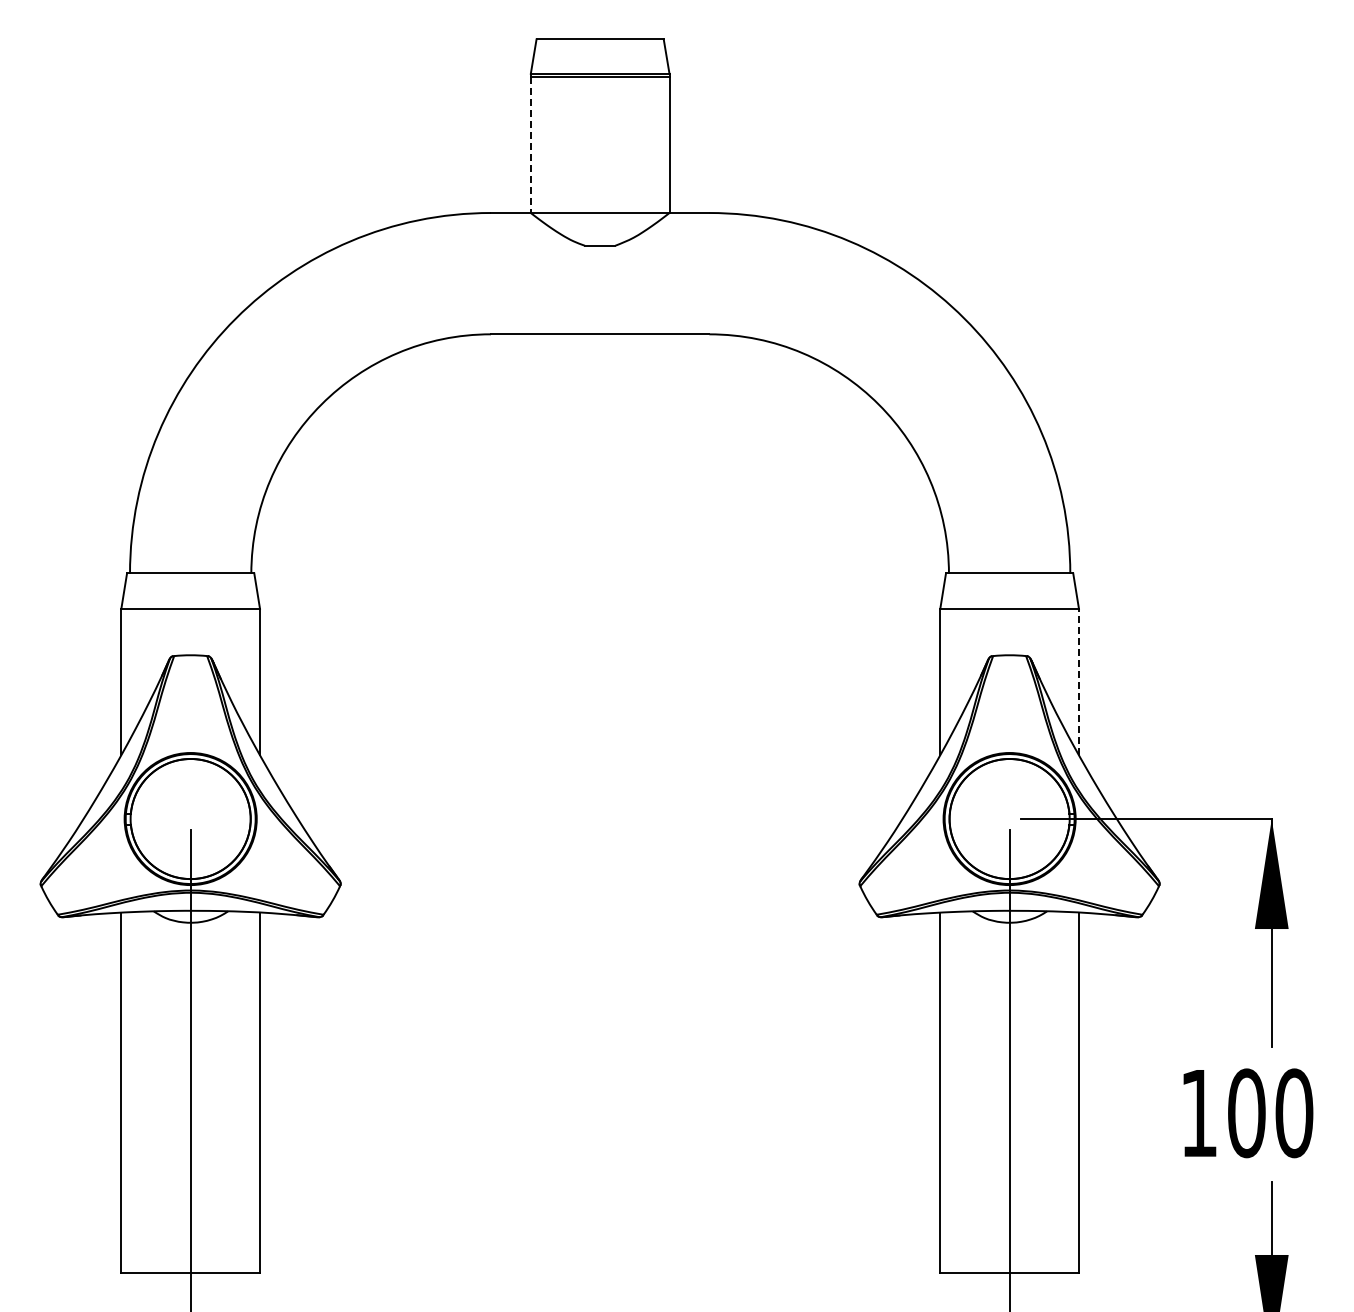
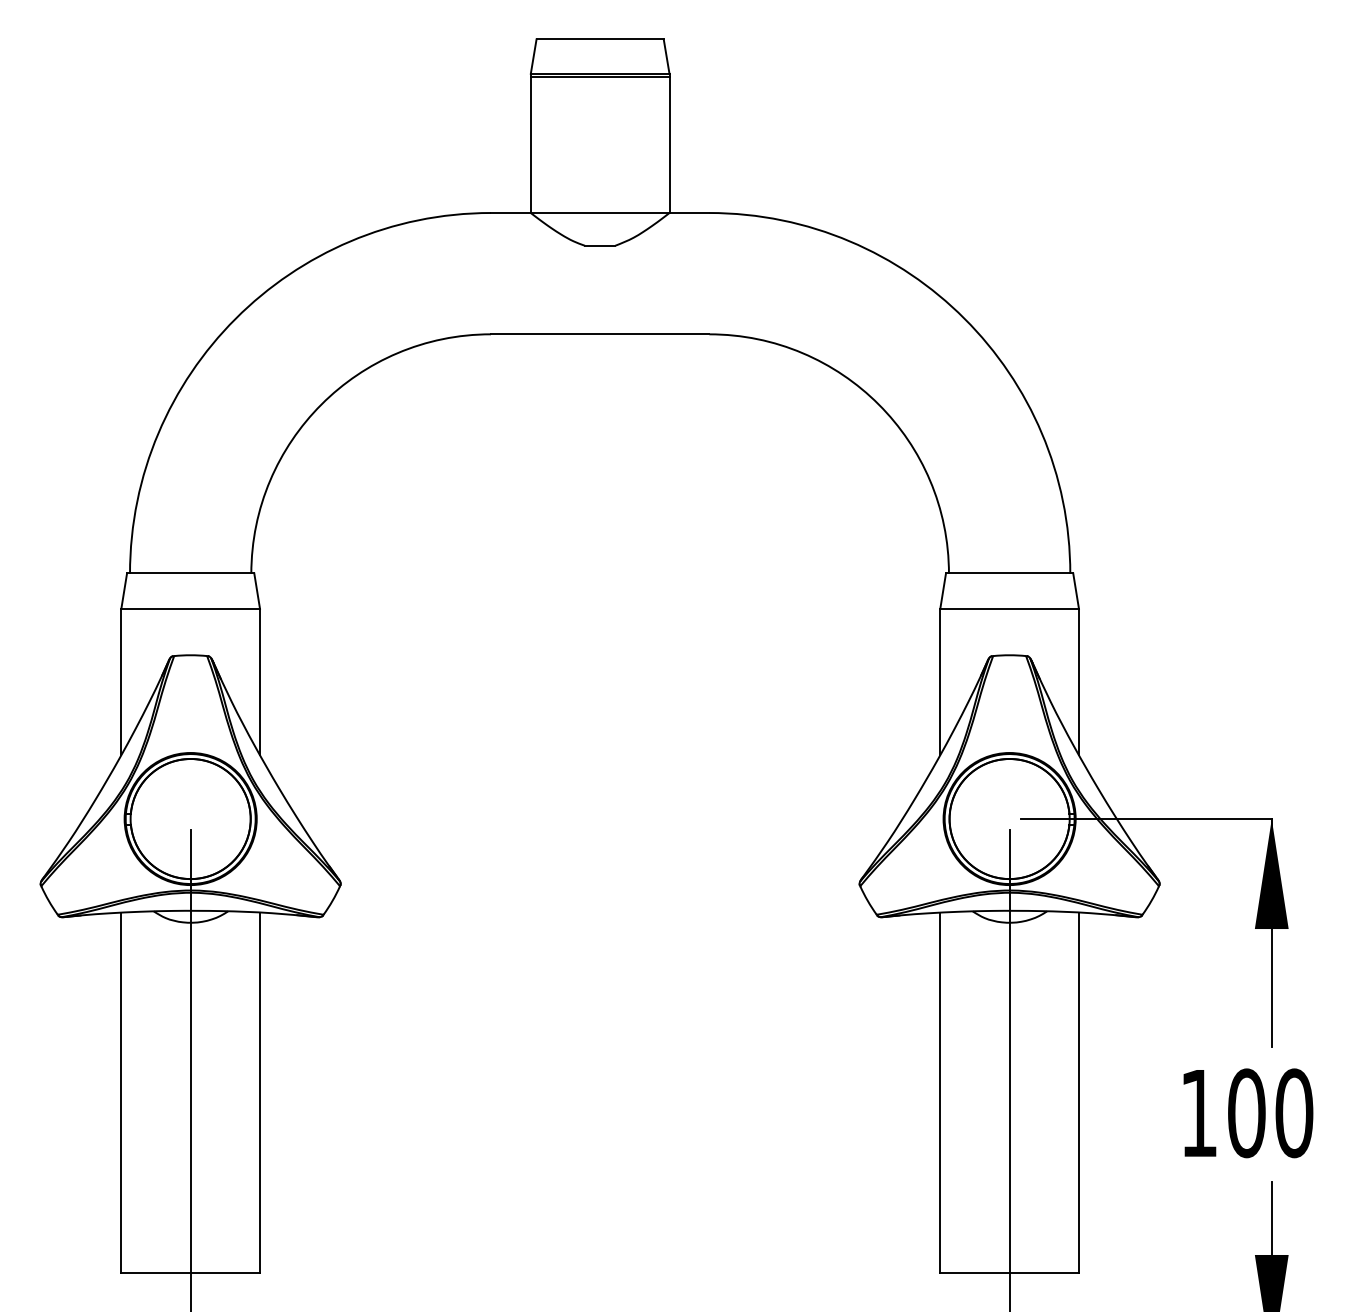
line: dashed -> solid (530, 145)
line: dashed -> solid (1078, 681)
